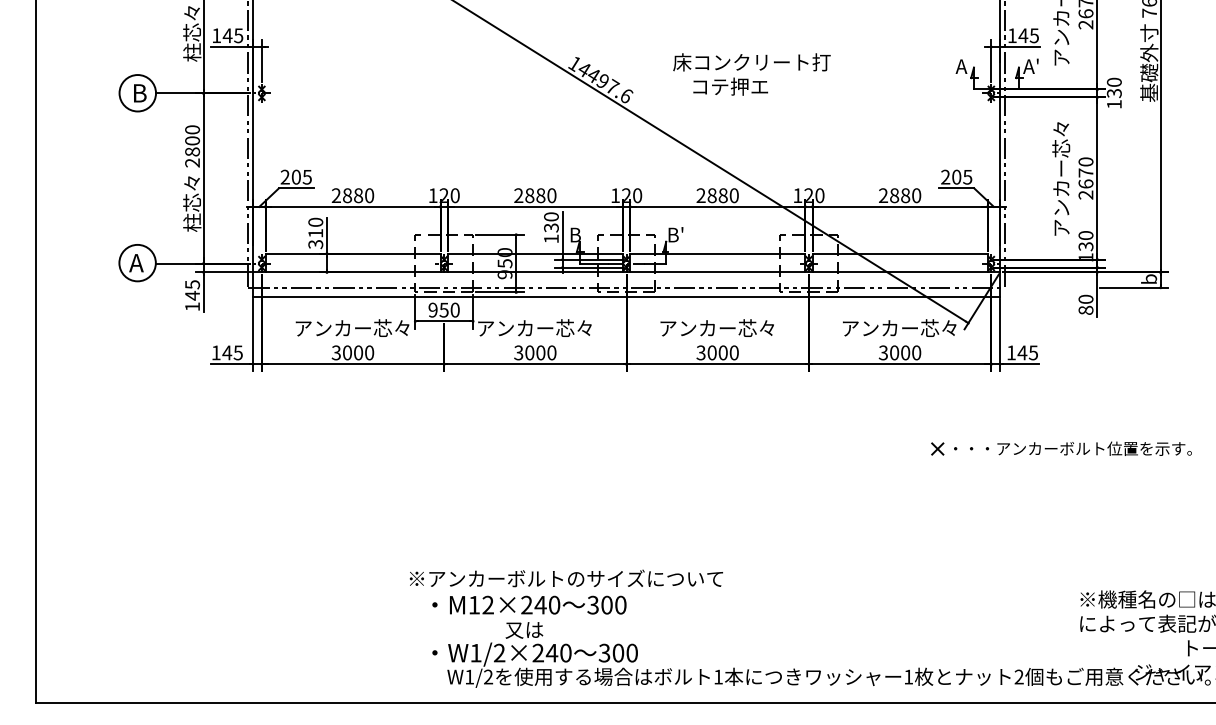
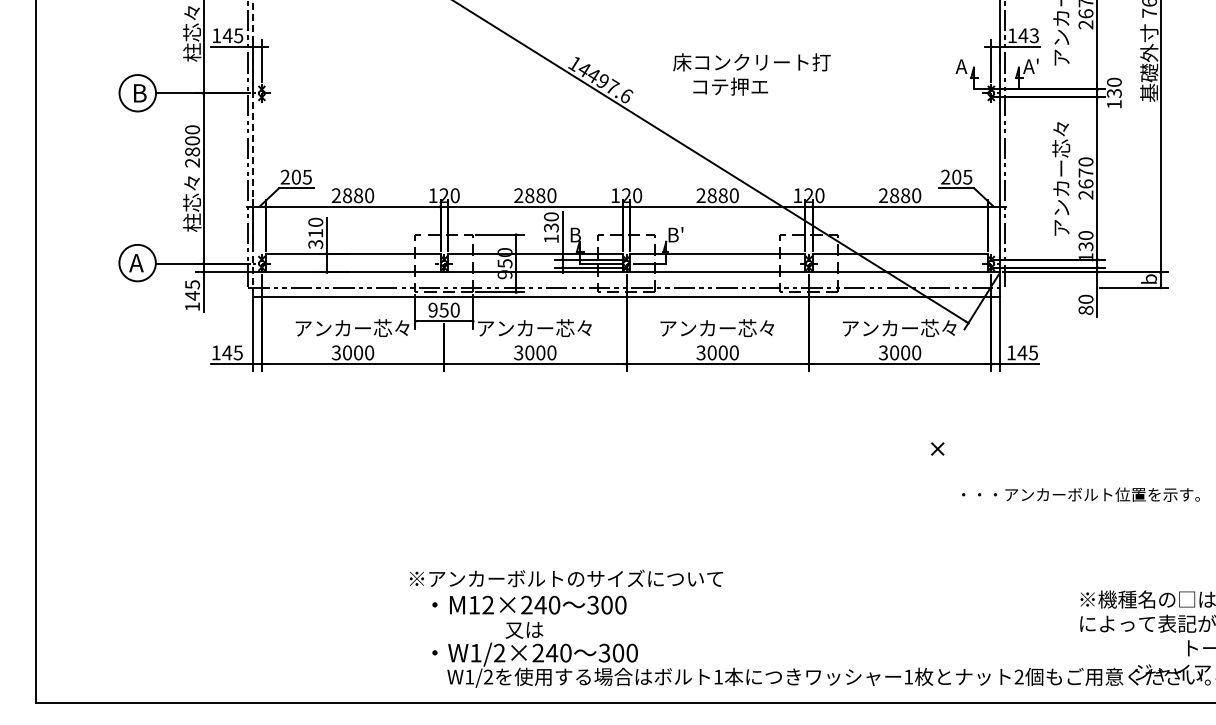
text: 145 -> 143 (1034, 35)
line: solid -> dashed (253, 148)
text position: (1072, 448) -> (1080, 494) (1080, 494)
